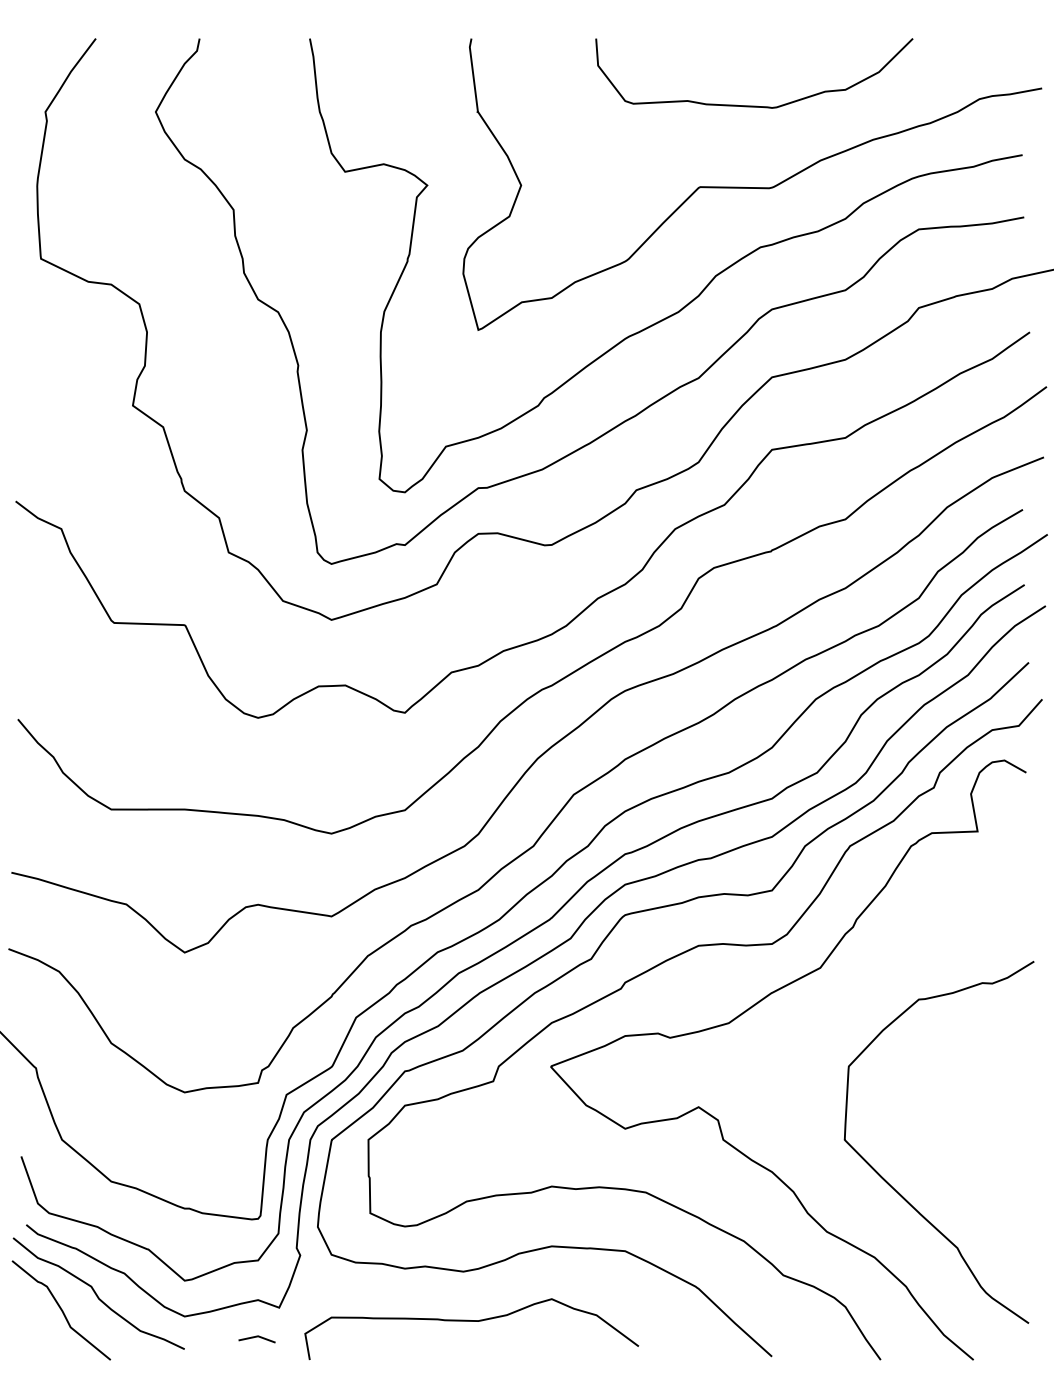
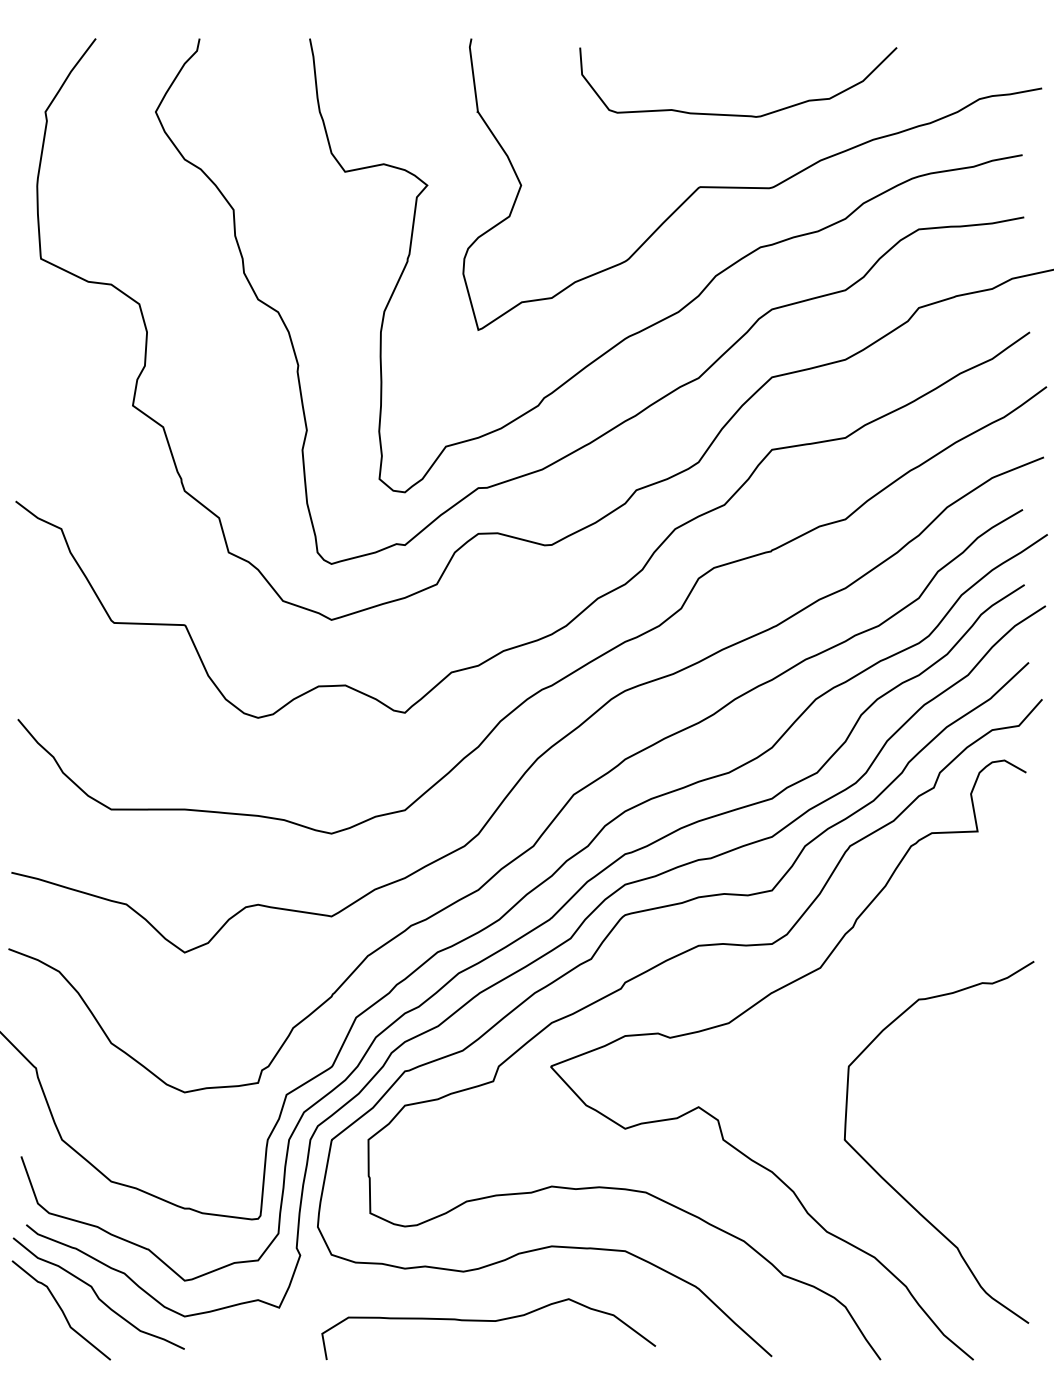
curve position: (754, 105) -> (738, 114) (738, 114)
curve position: (471, 1321) -> (488, 1321) (488, 1321)
line: present -> none (256, 1337)
